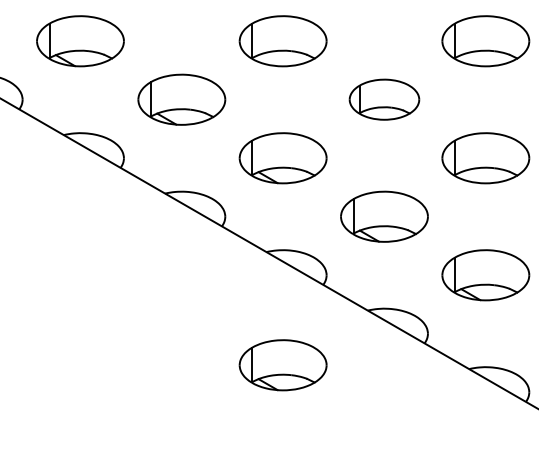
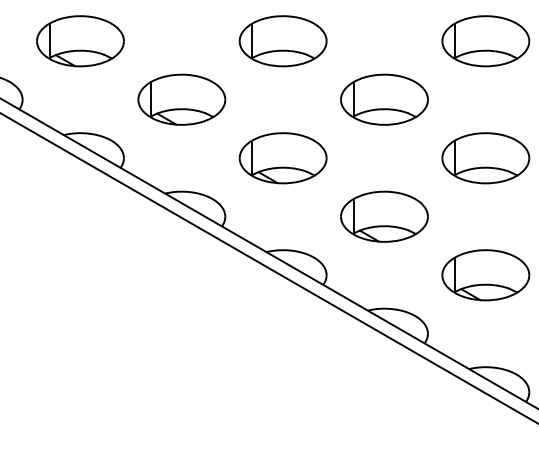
part size: 73x43 px -> 89x53 px (384, 99)
line: none -> present (268, 267)
part: present -> none (282, 365)
